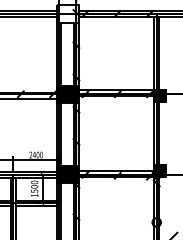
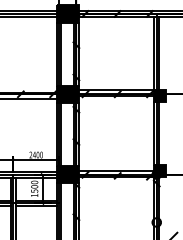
fill: none -> present (67, 13)
